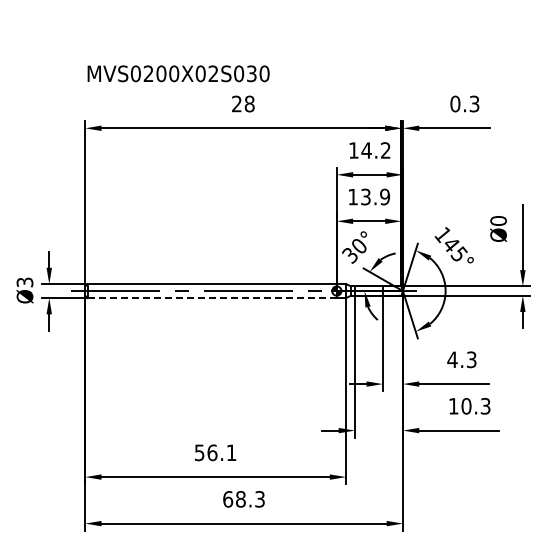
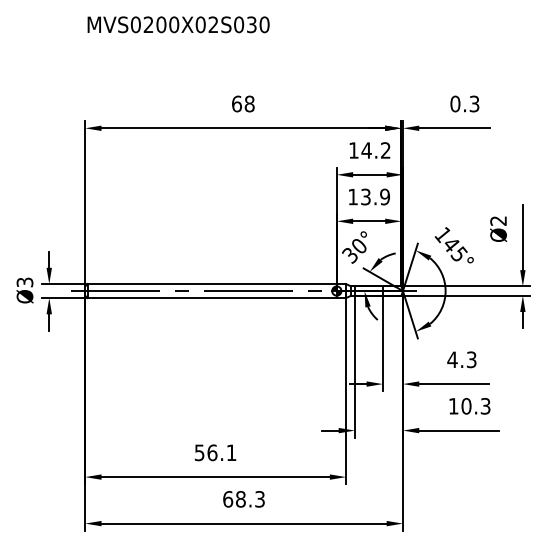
text position: (178, 73) -> (178, 24) (178, 24)
text: 28 -> 68 (236, 103)
text: Ø0 -> Ø2 (498, 220)
line: dashed -> solid (212, 298)
